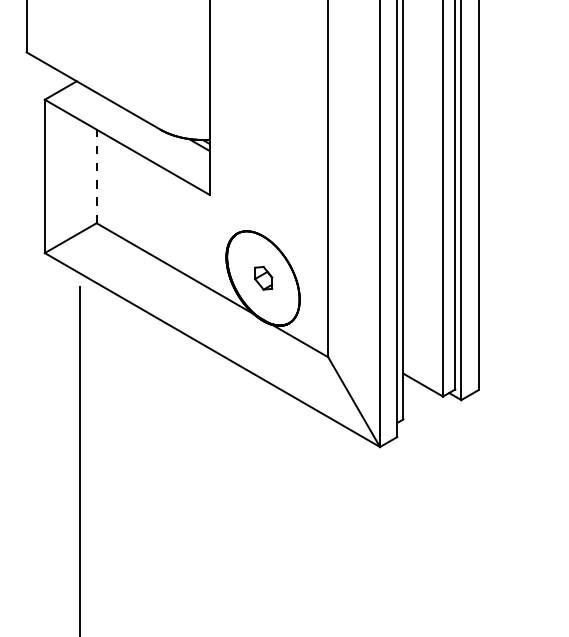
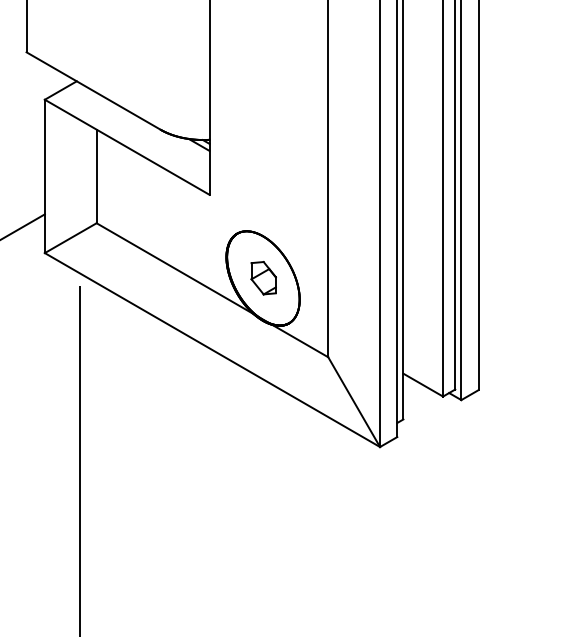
line: dashed -> solid (96, 176)
line: none -> present (23, 226)
part size: 20x26 px -> 27x35 px (263, 278)
